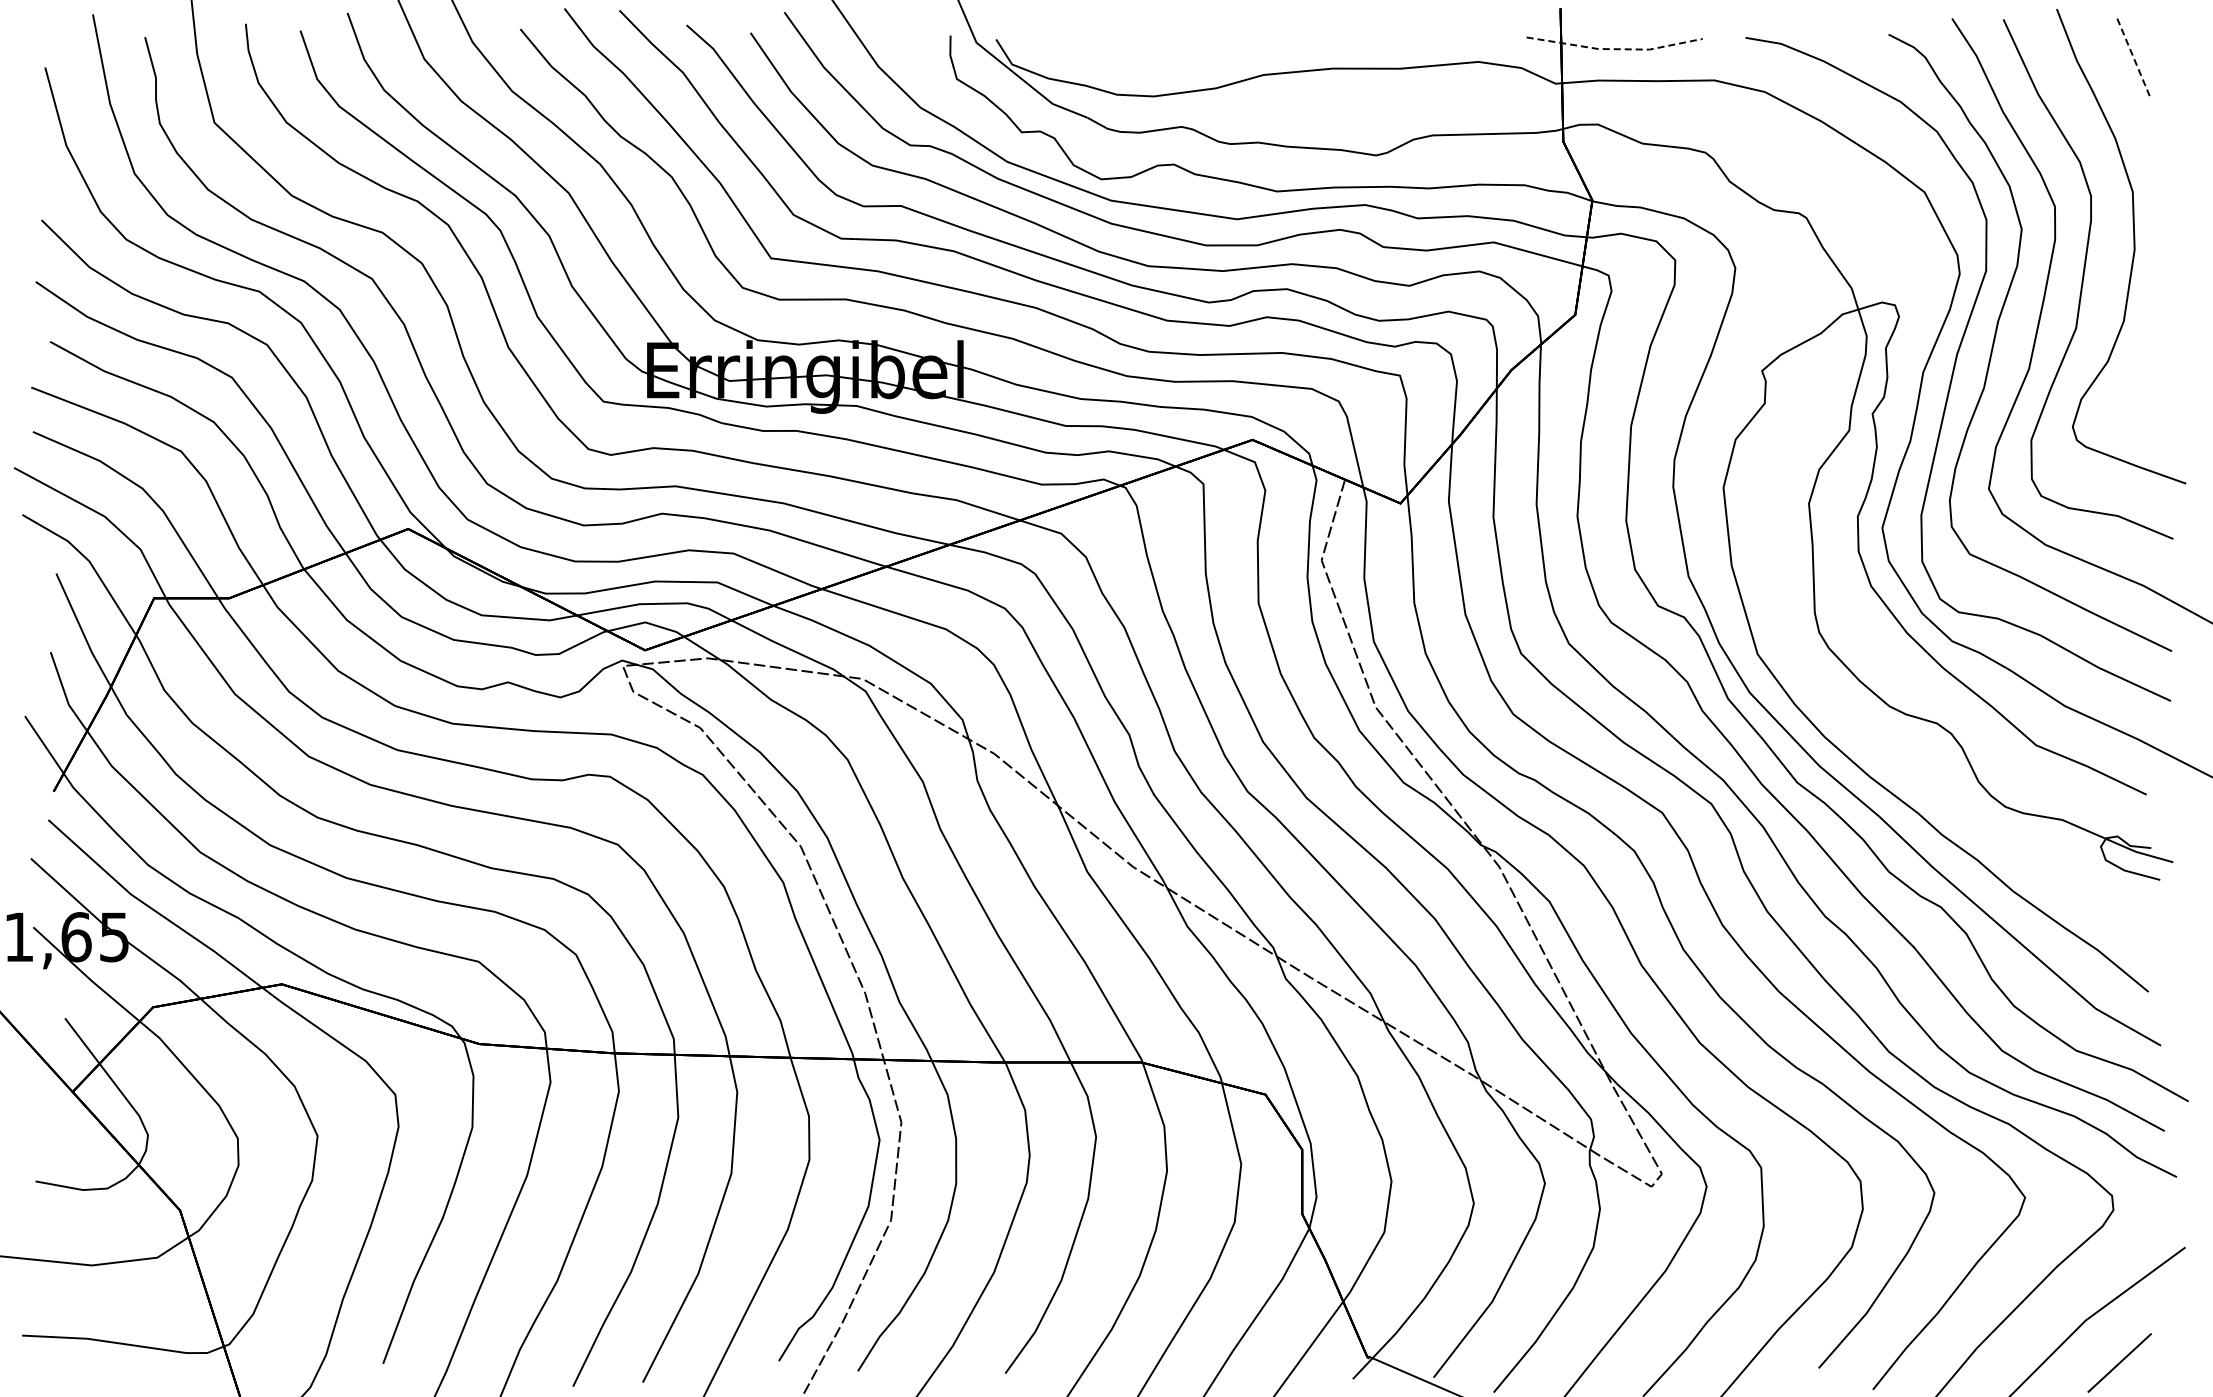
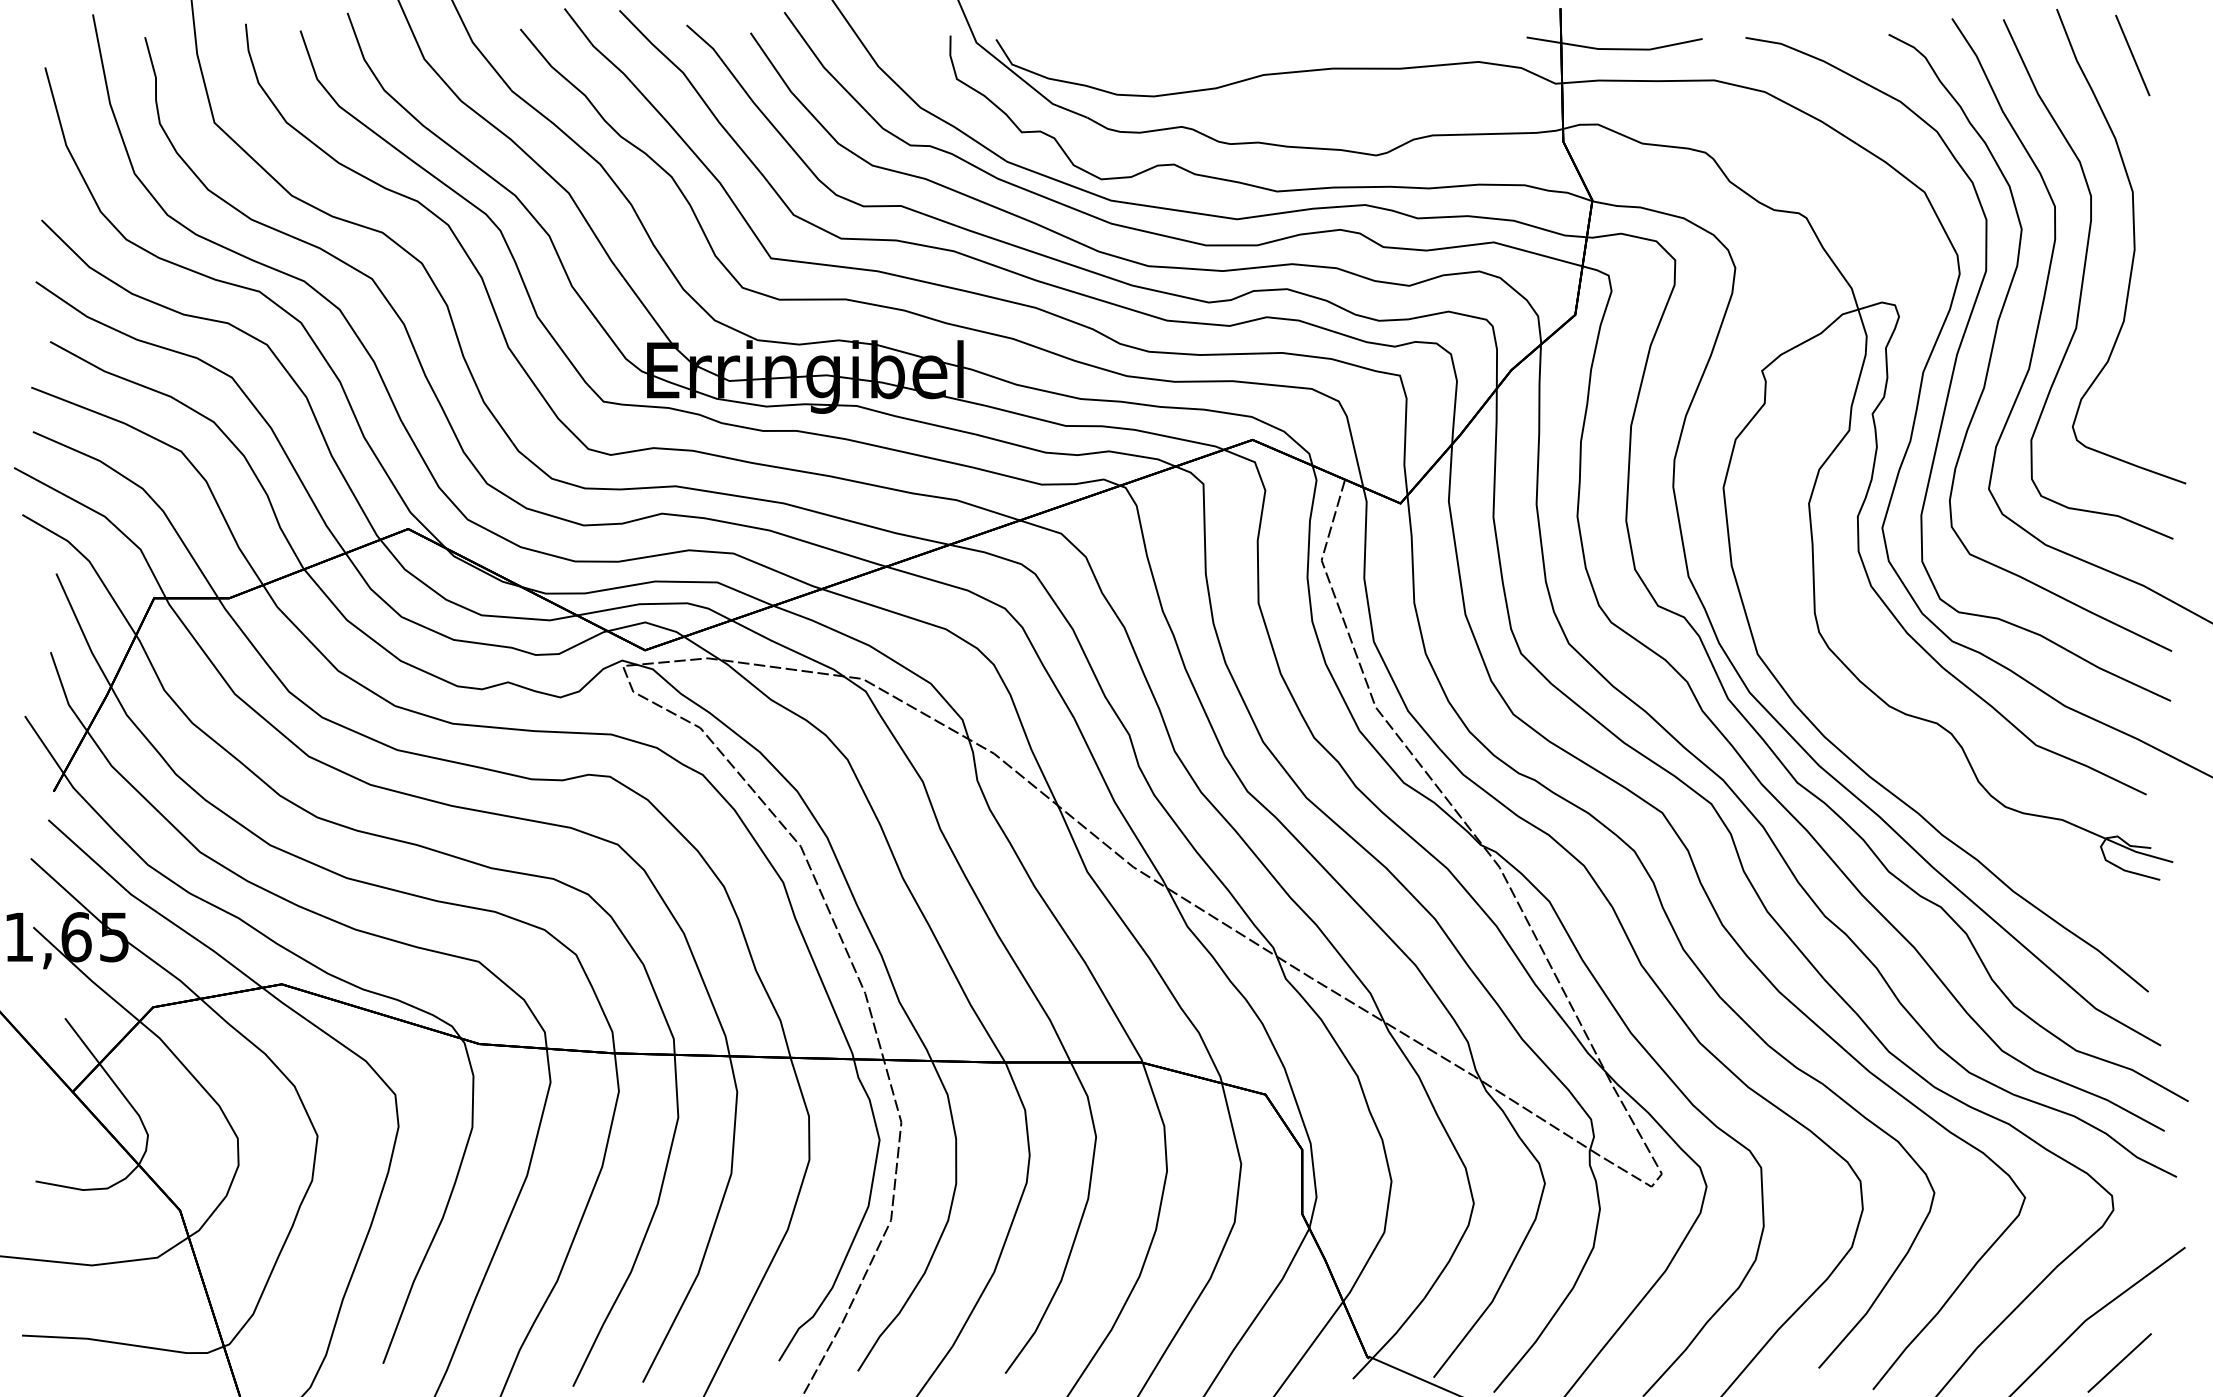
line: dashed -> solid (1614, 49)
line: dashed -> solid (2132, 55)
